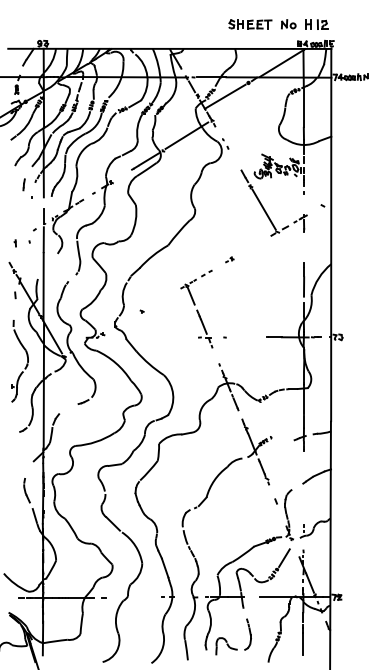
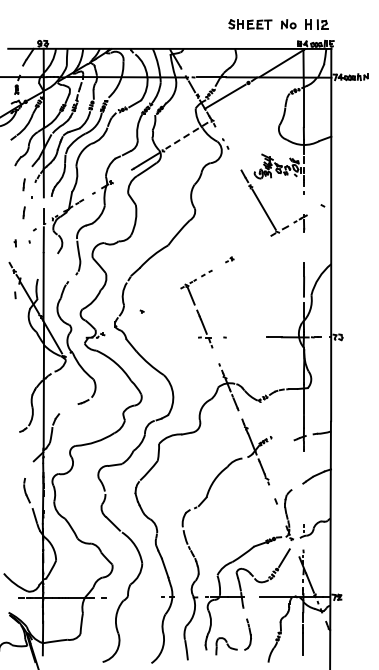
line: solid -> dashed (186, 135)
line: none -> present (23, 212)
part: present -> none (26, 363)
